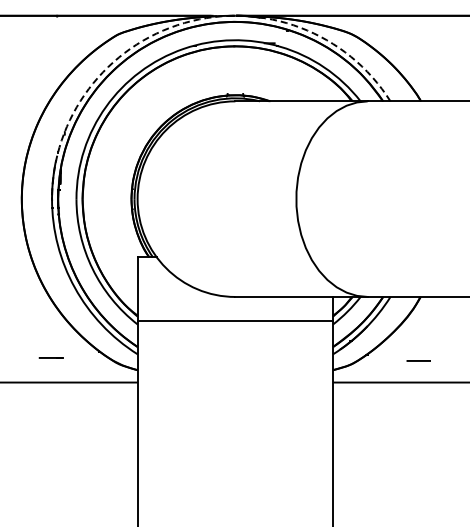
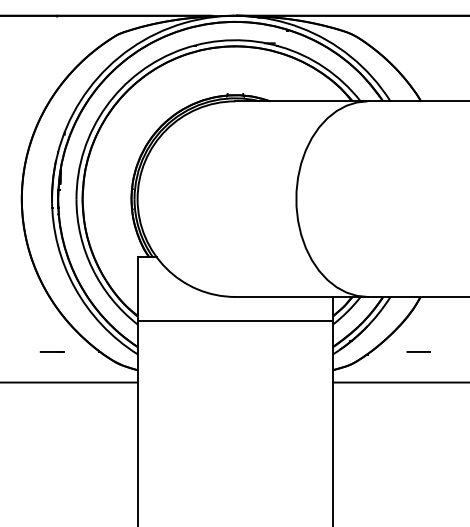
arc: dashed -> solid (184, 23)
line position: (50, 357) -> (51, 351) (51, 351)
line position: (418, 360) -> (418, 351) (418, 351)
